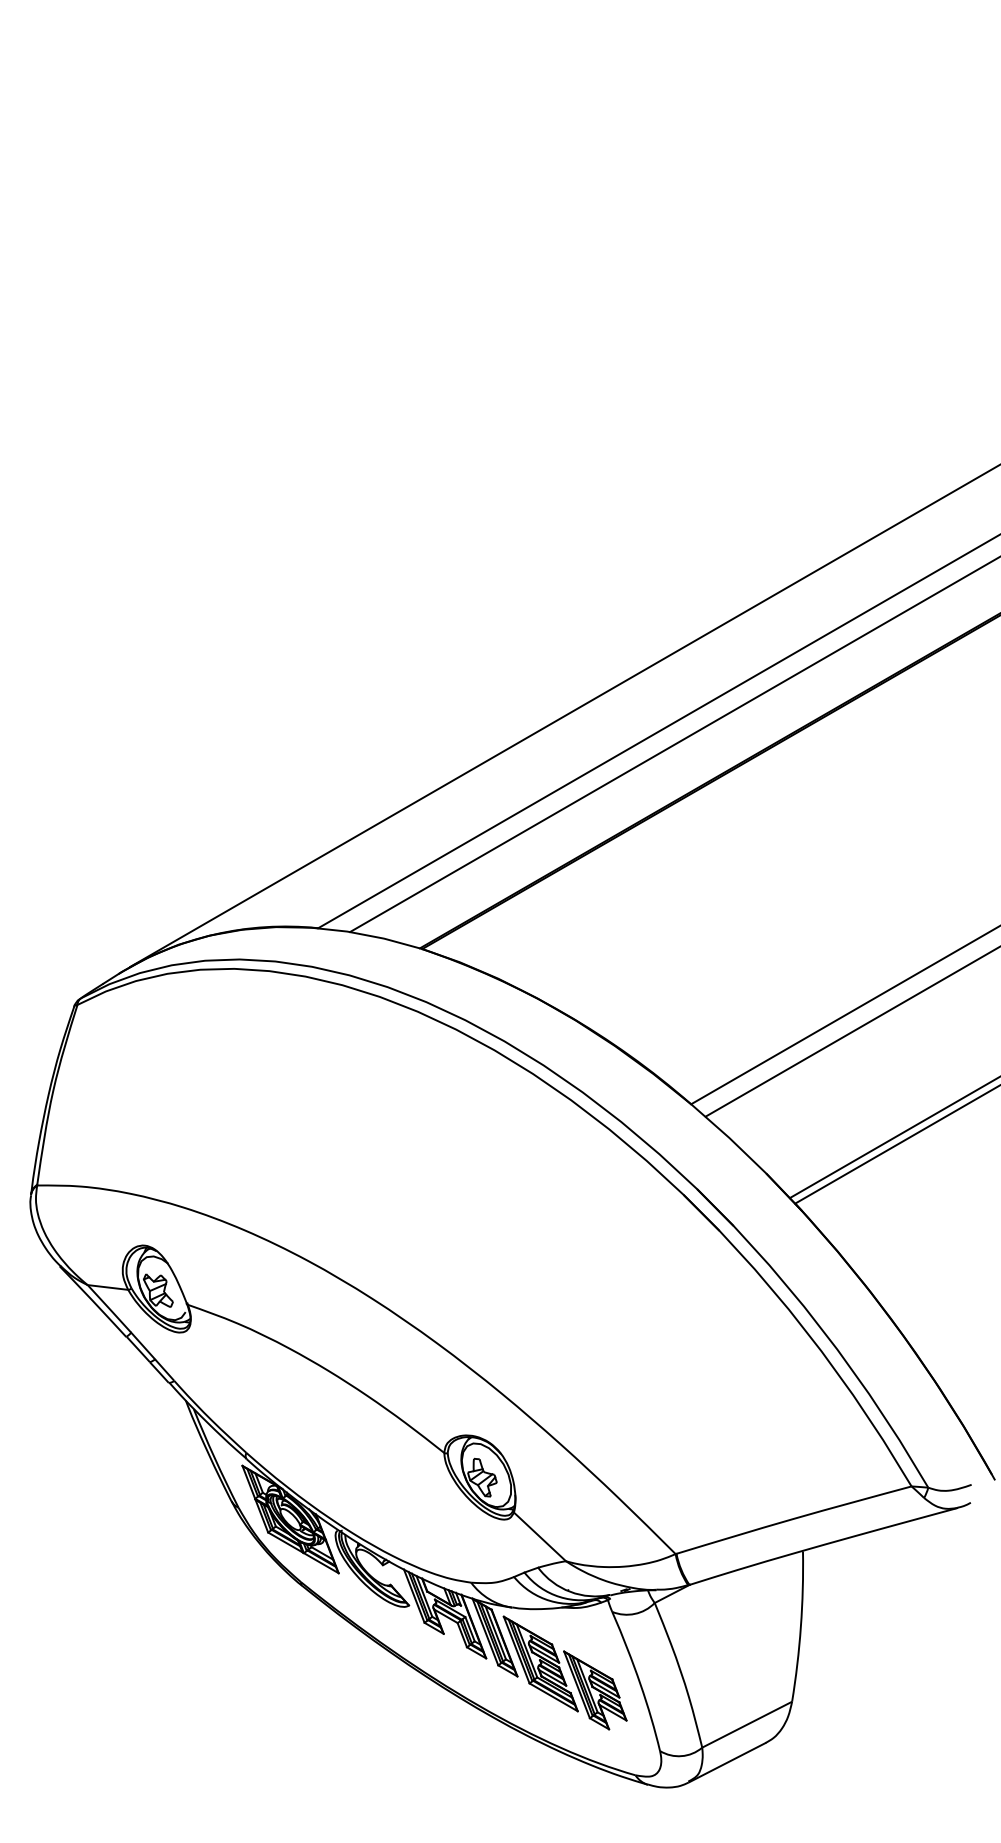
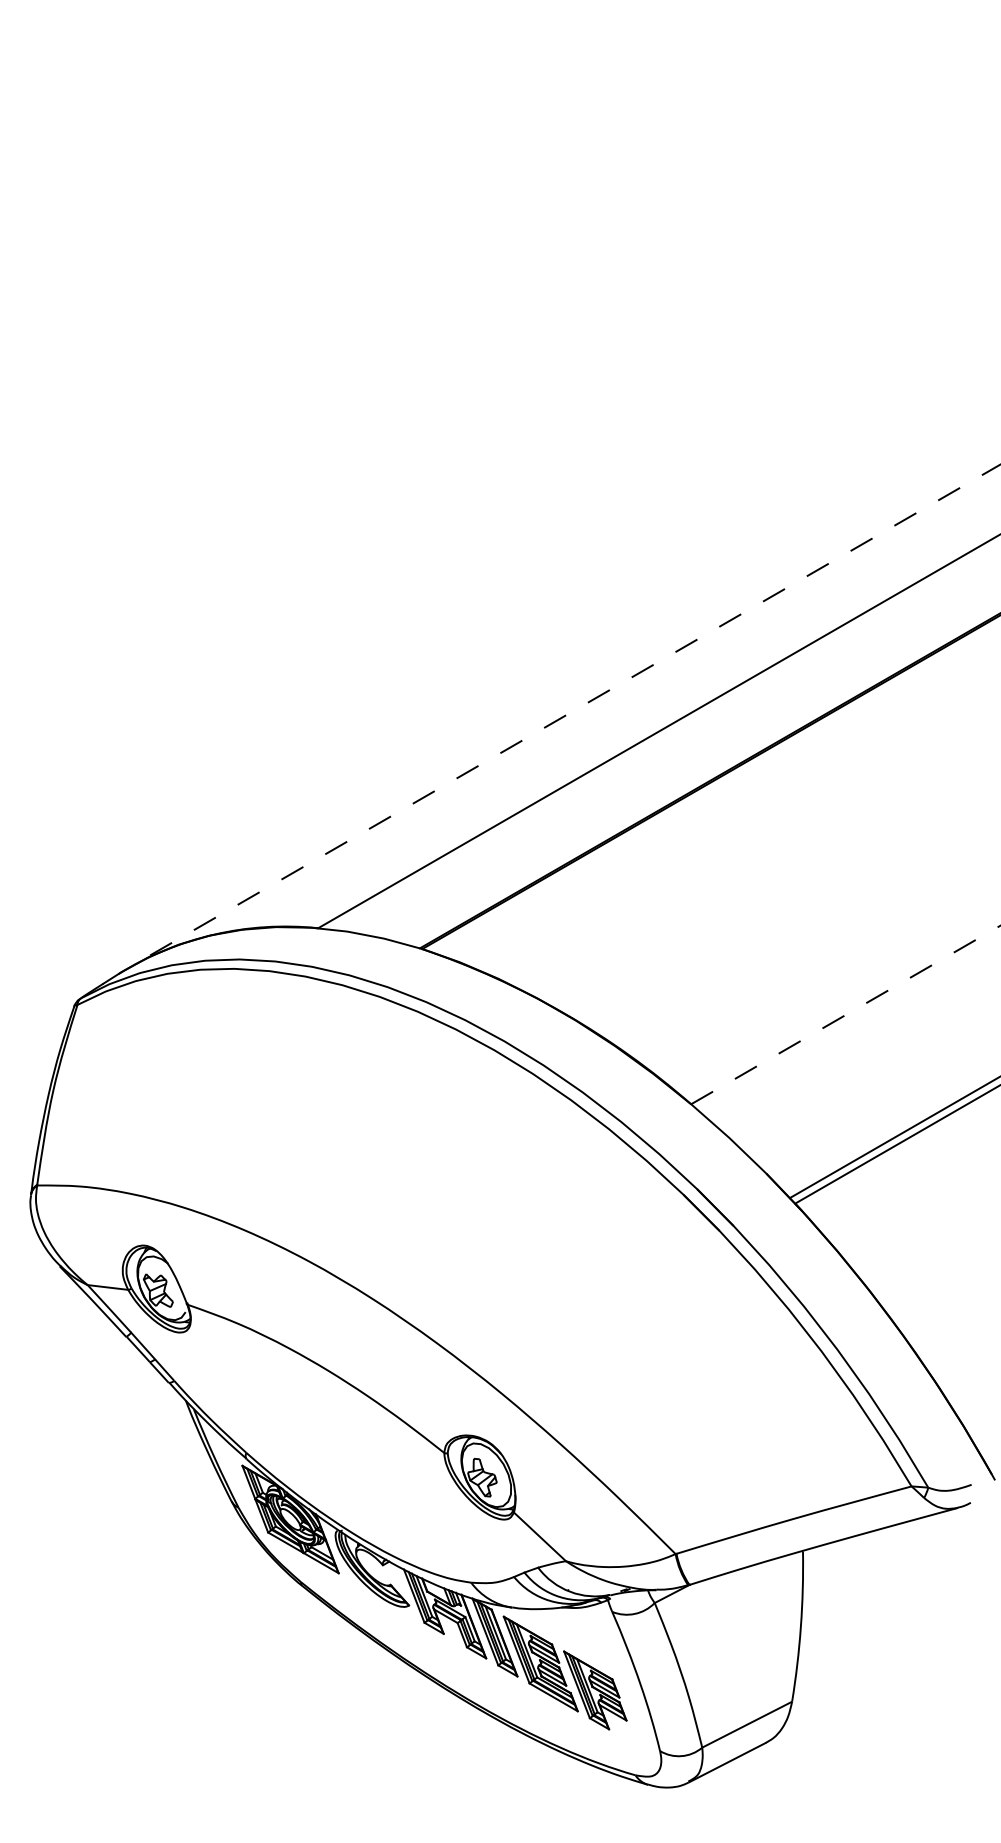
line: solid -> dashed (564, 715)
line: present -> none (673, 745)
line: solid -> dashed (846, 1014)
line: present -> none (851, 1032)
